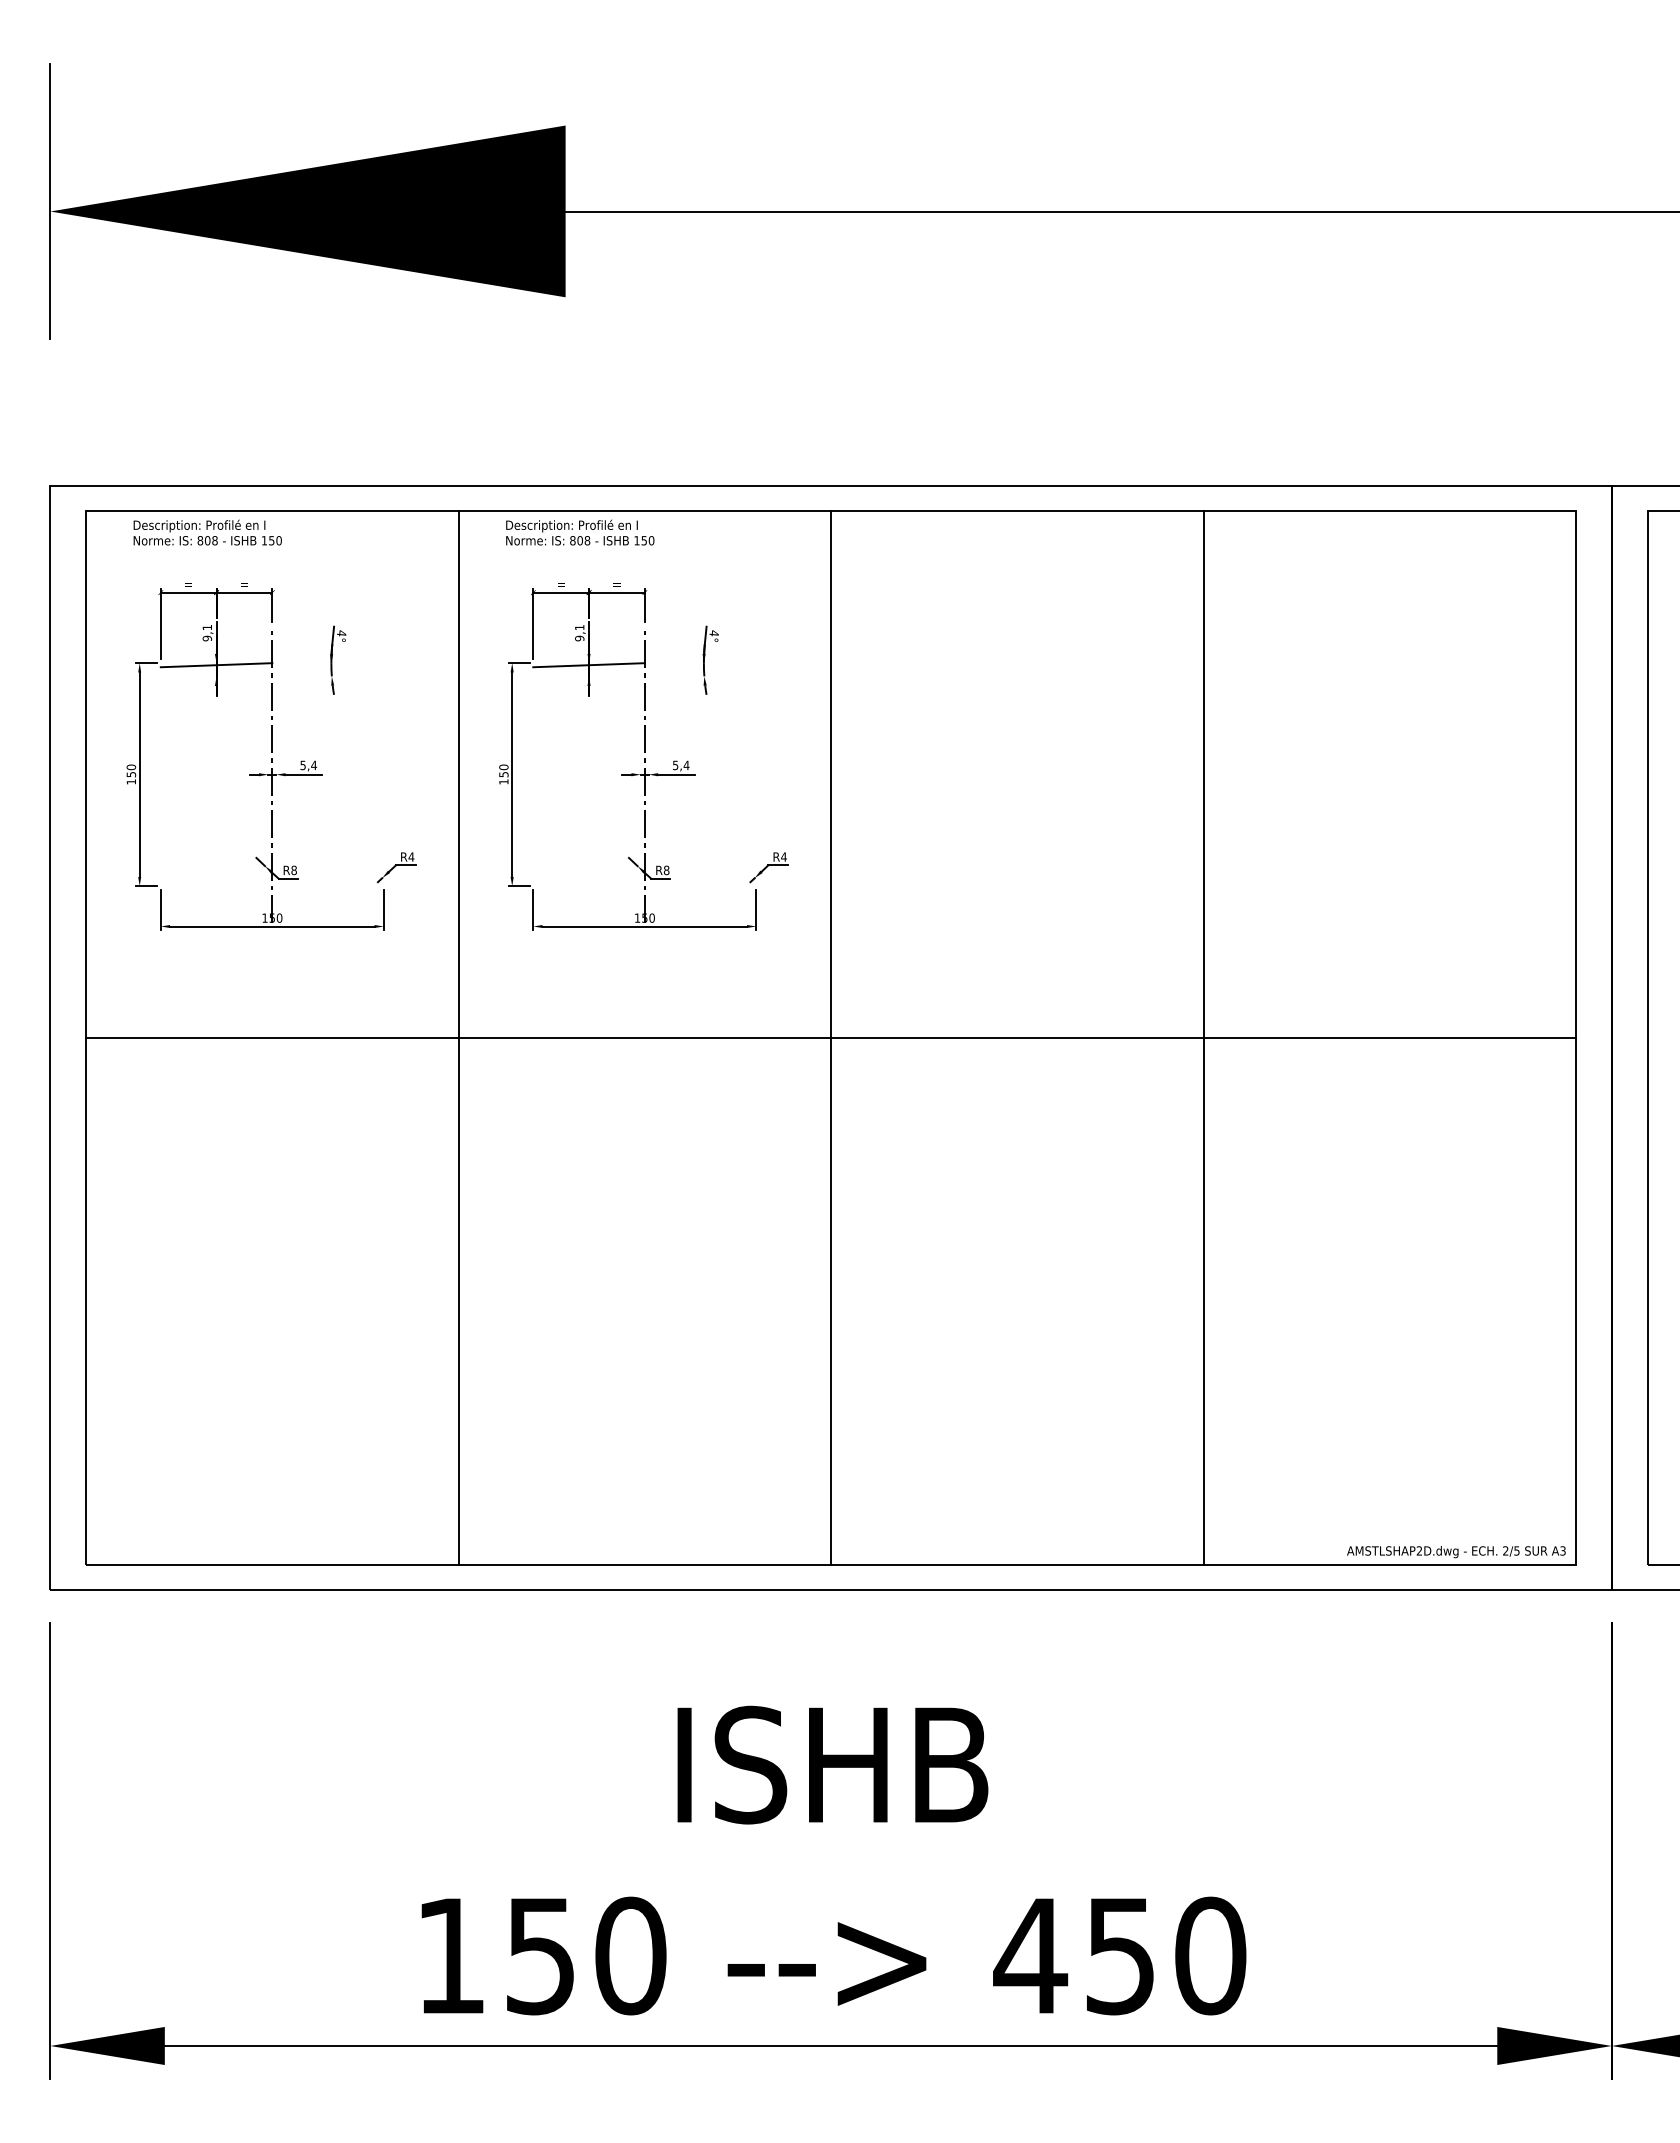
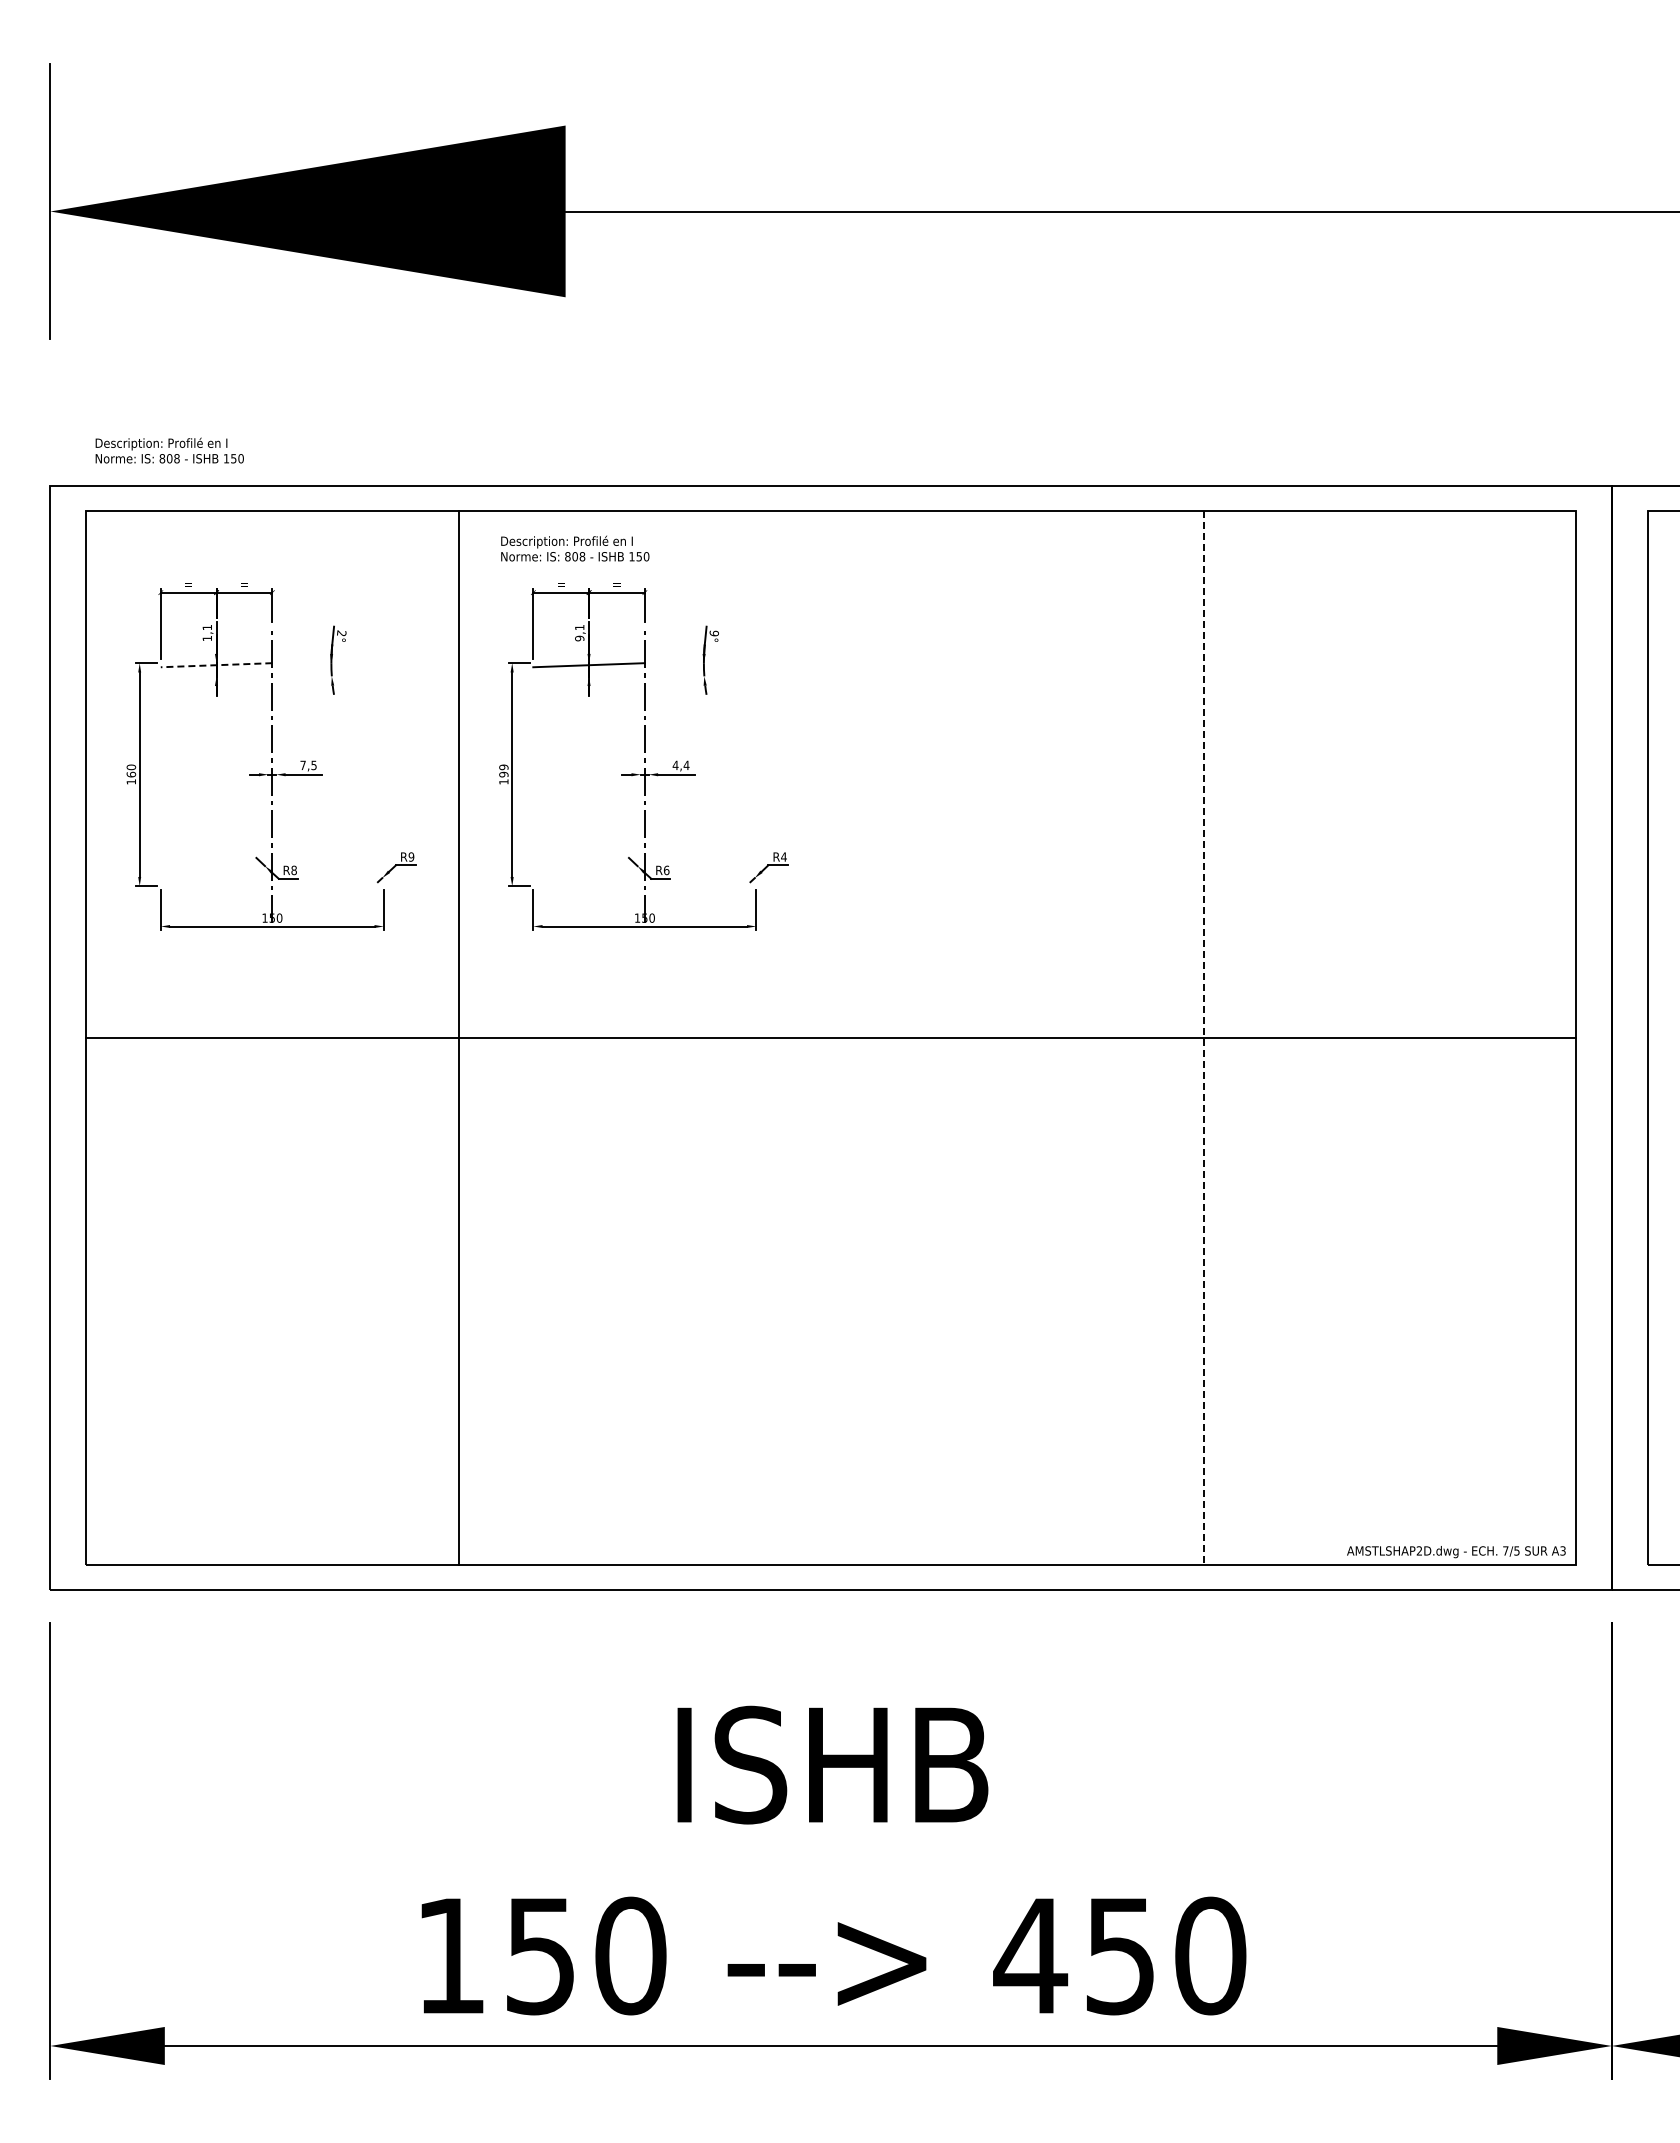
text position: (207, 532) -> (169, 450) (169, 450)
text position: (580, 532) -> (575, 548) (575, 548)
text: 4° -> 2° (341, 633)
text: 4° -> 9° (713, 633)
text: 9,1 -> 1,1 (207, 638)
line: solid -> dashed (216, 665)
text: 5,4 -> 7,5 (308, 765)
text: 5,4 -> 4,4 (675, 765)
text: 150 -> 199 (503, 770)
text: 150 -> 160 (131, 774)
text: R4 -> R9 (411, 856)
text: R8 -> R6 (666, 869)
line: present -> none (831, 1037)
line: solid -> dashed (1203, 1038)
text: 2/5 -> 7/5 (1505, 1550)
